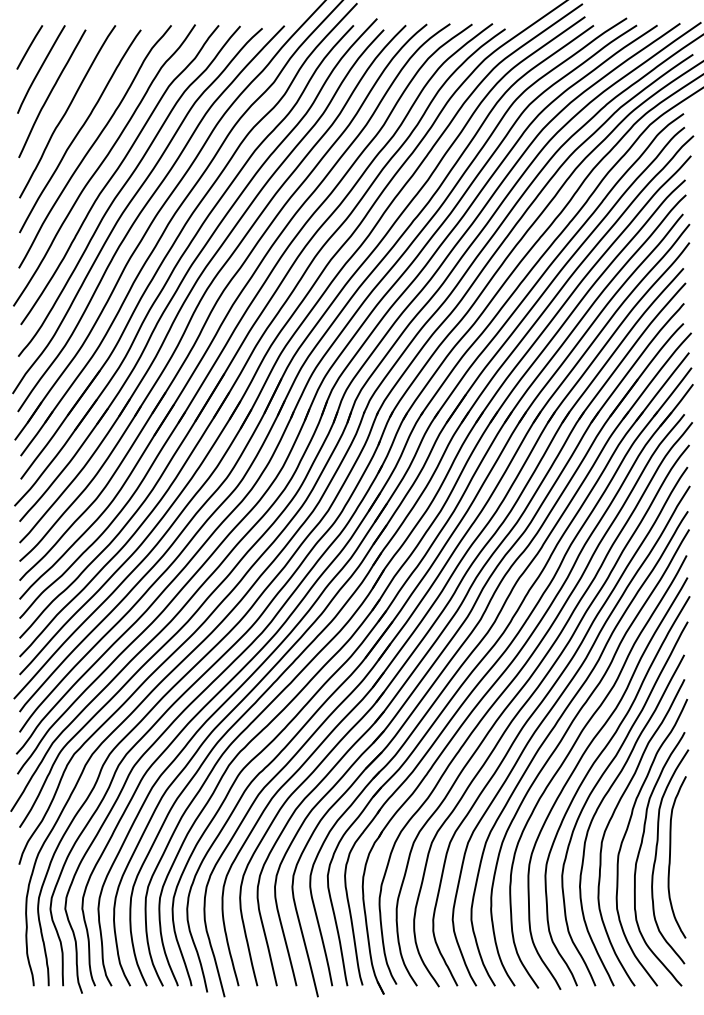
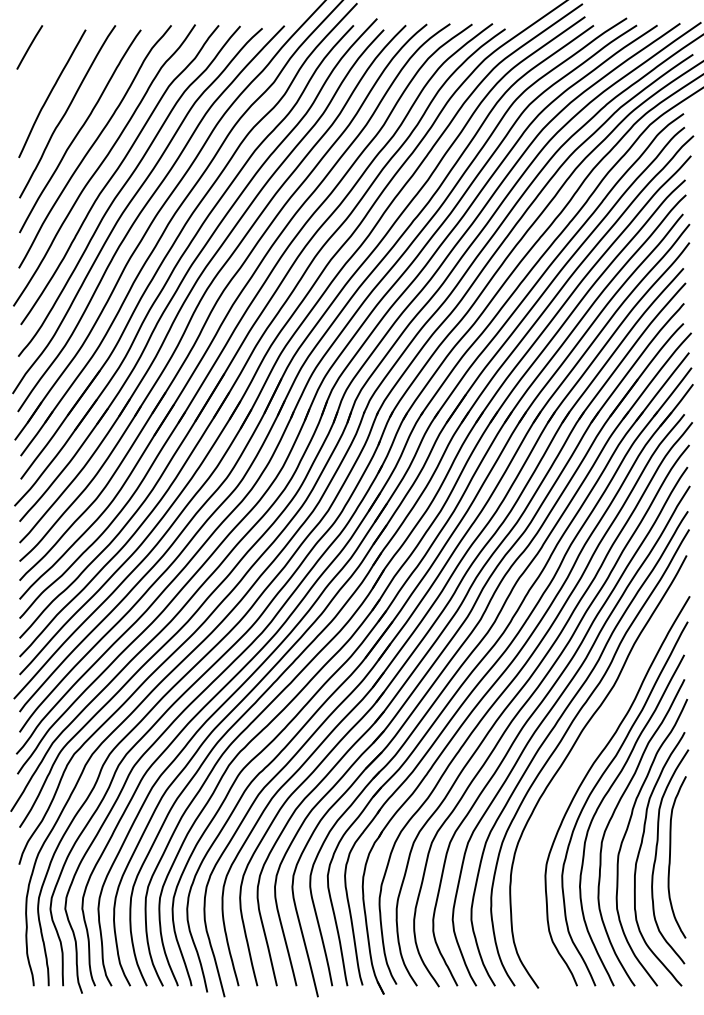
curve: present -> none (41, 68)
curve: present -> none (579, 763)
